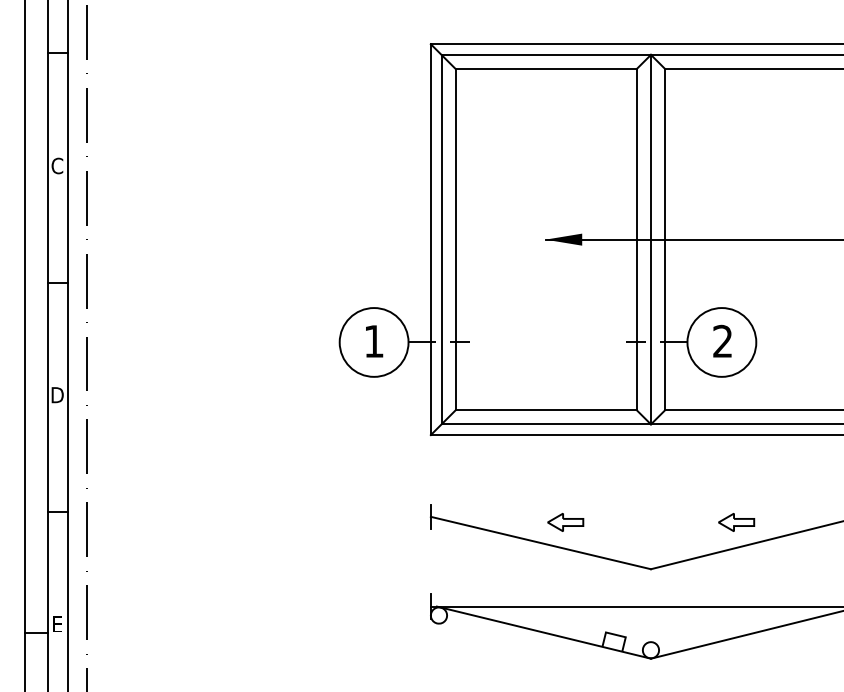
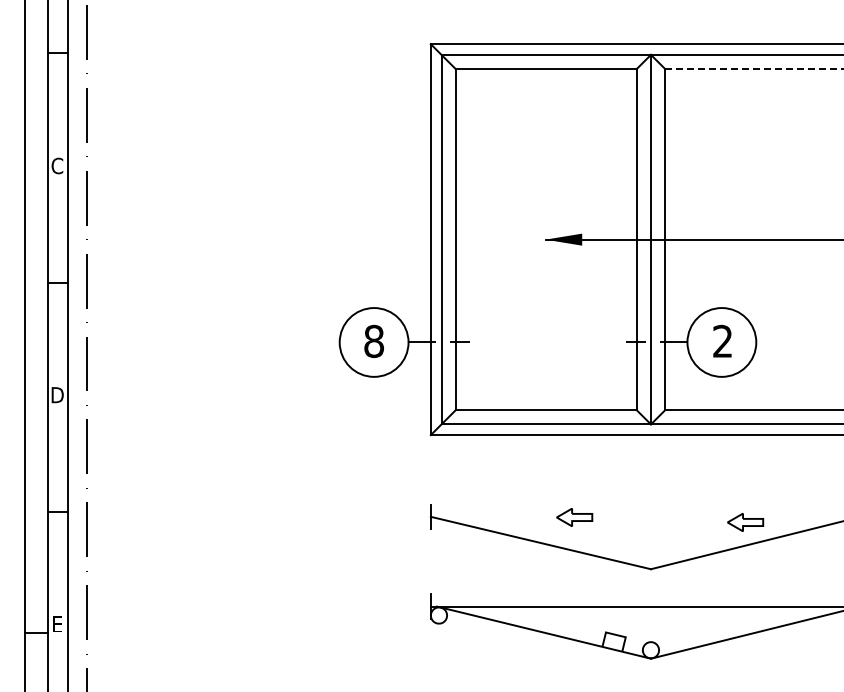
line: solid -> dashed (754, 69)
text: 1 -> 8 (374, 340)
part position: (565, 522) -> (574, 517) (574, 517)
part position: (736, 522) -> (745, 522) (745, 522)
